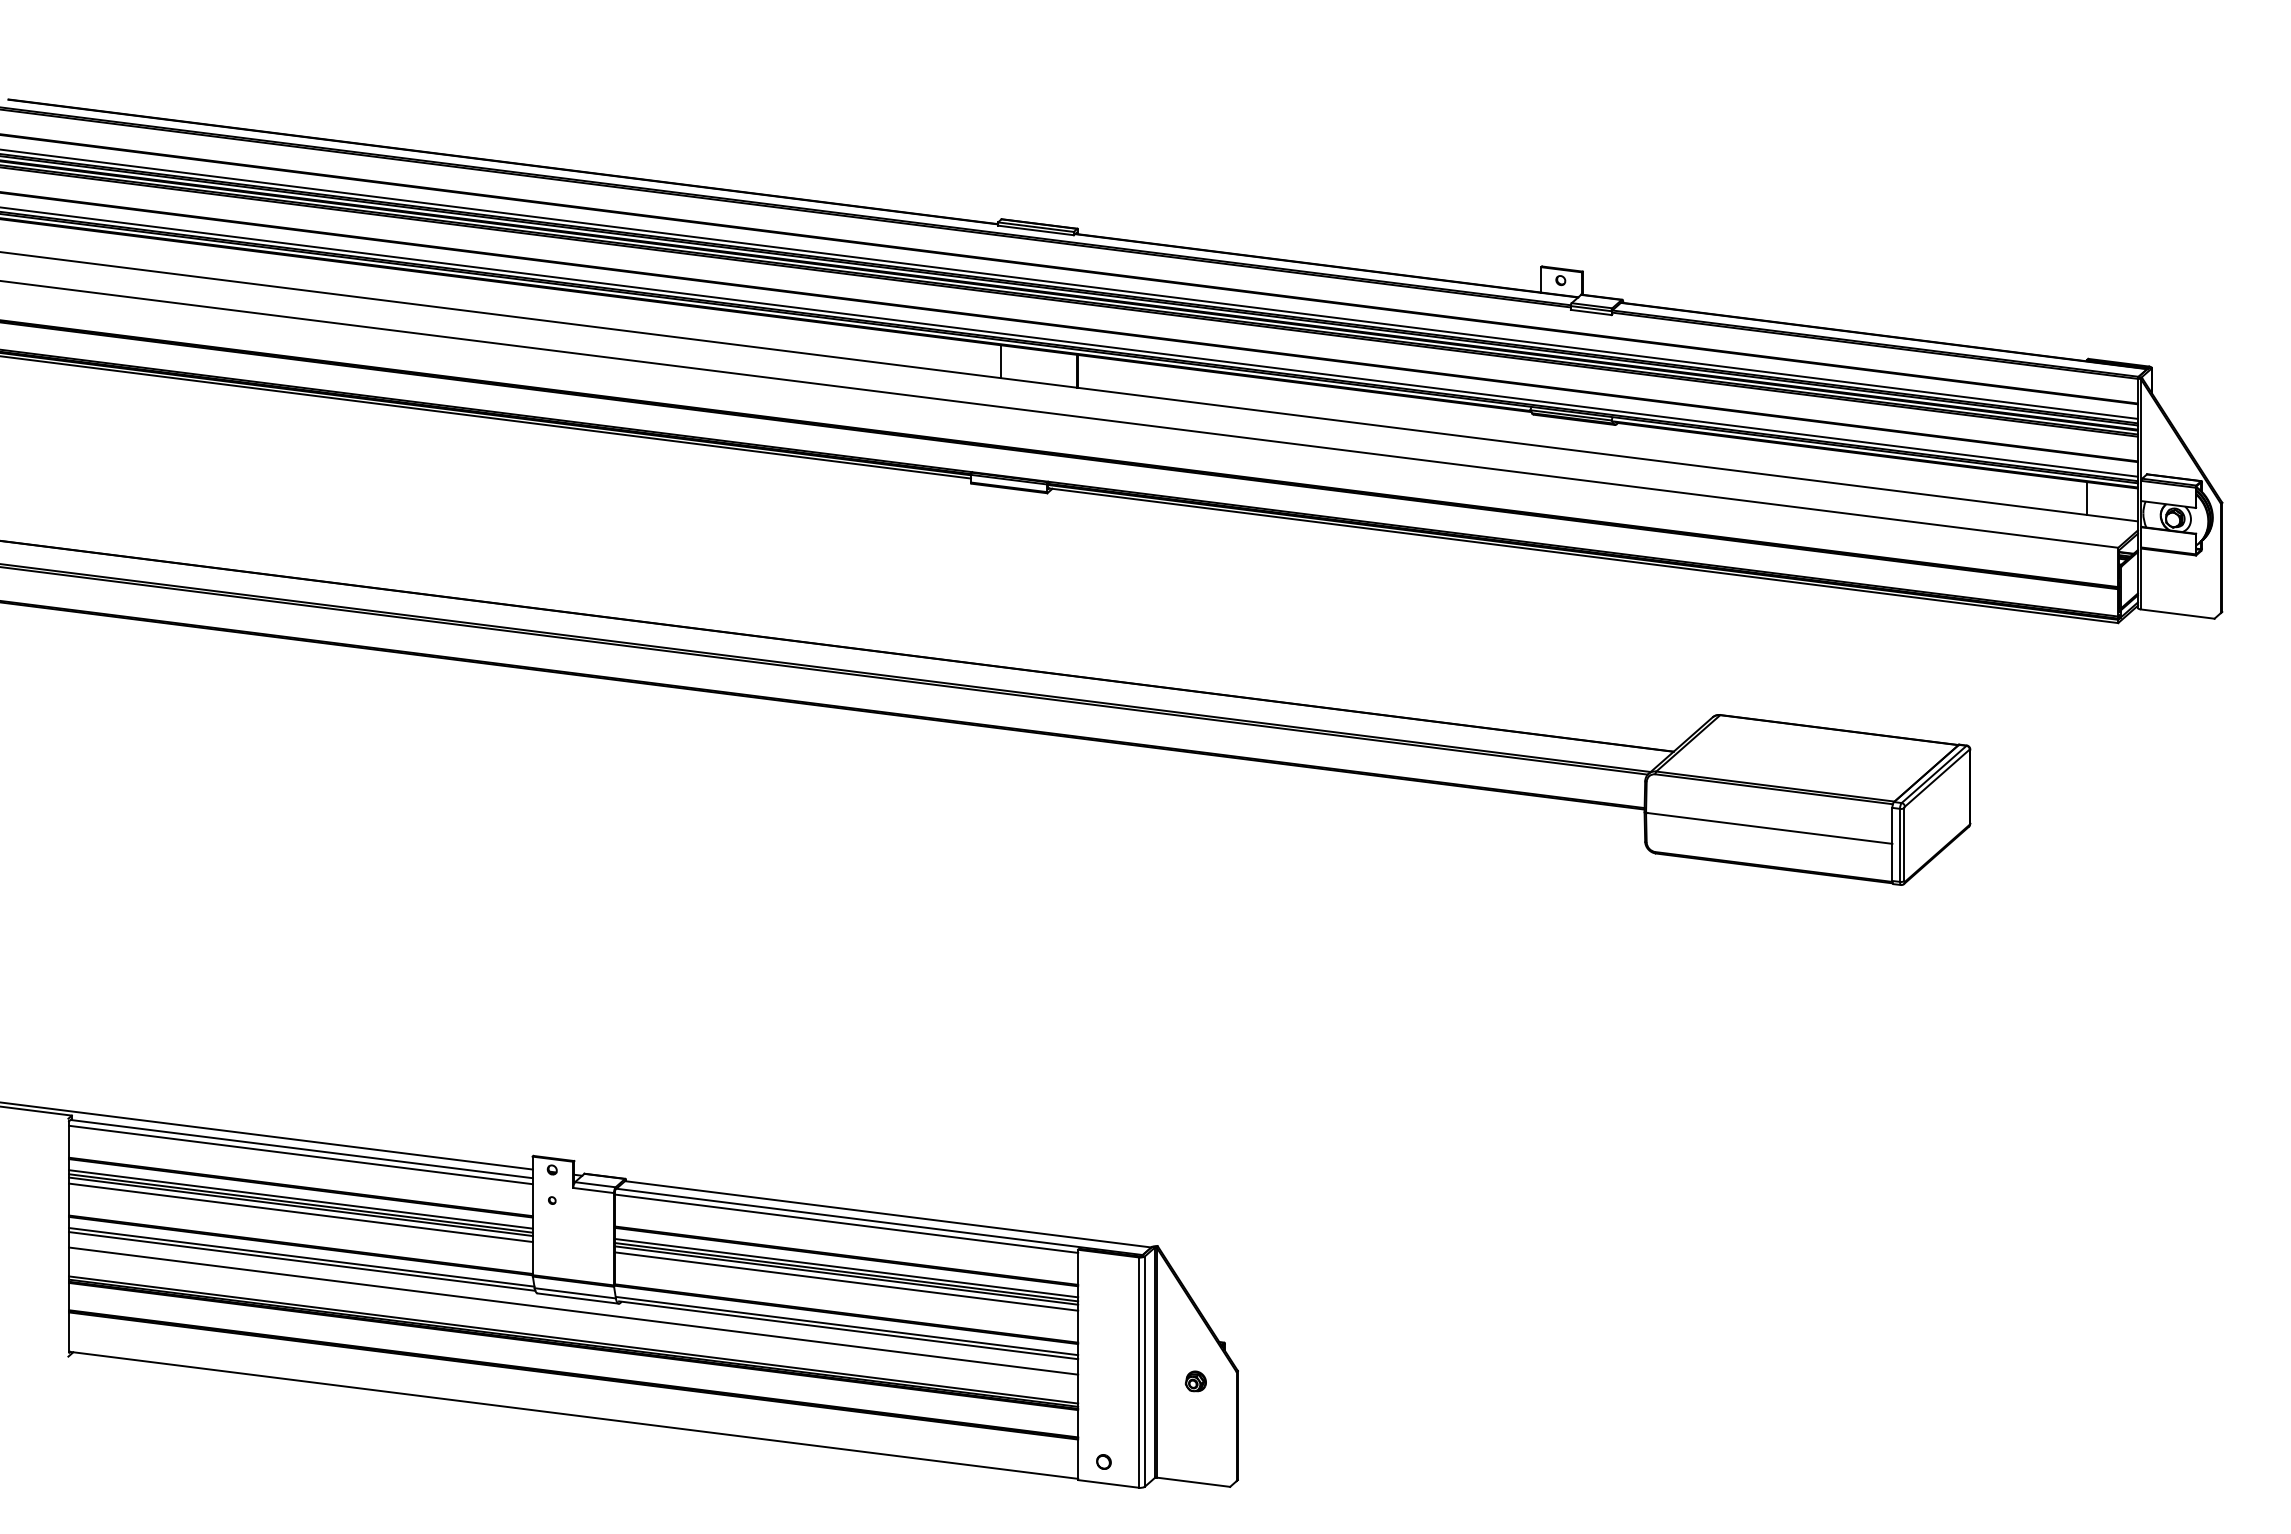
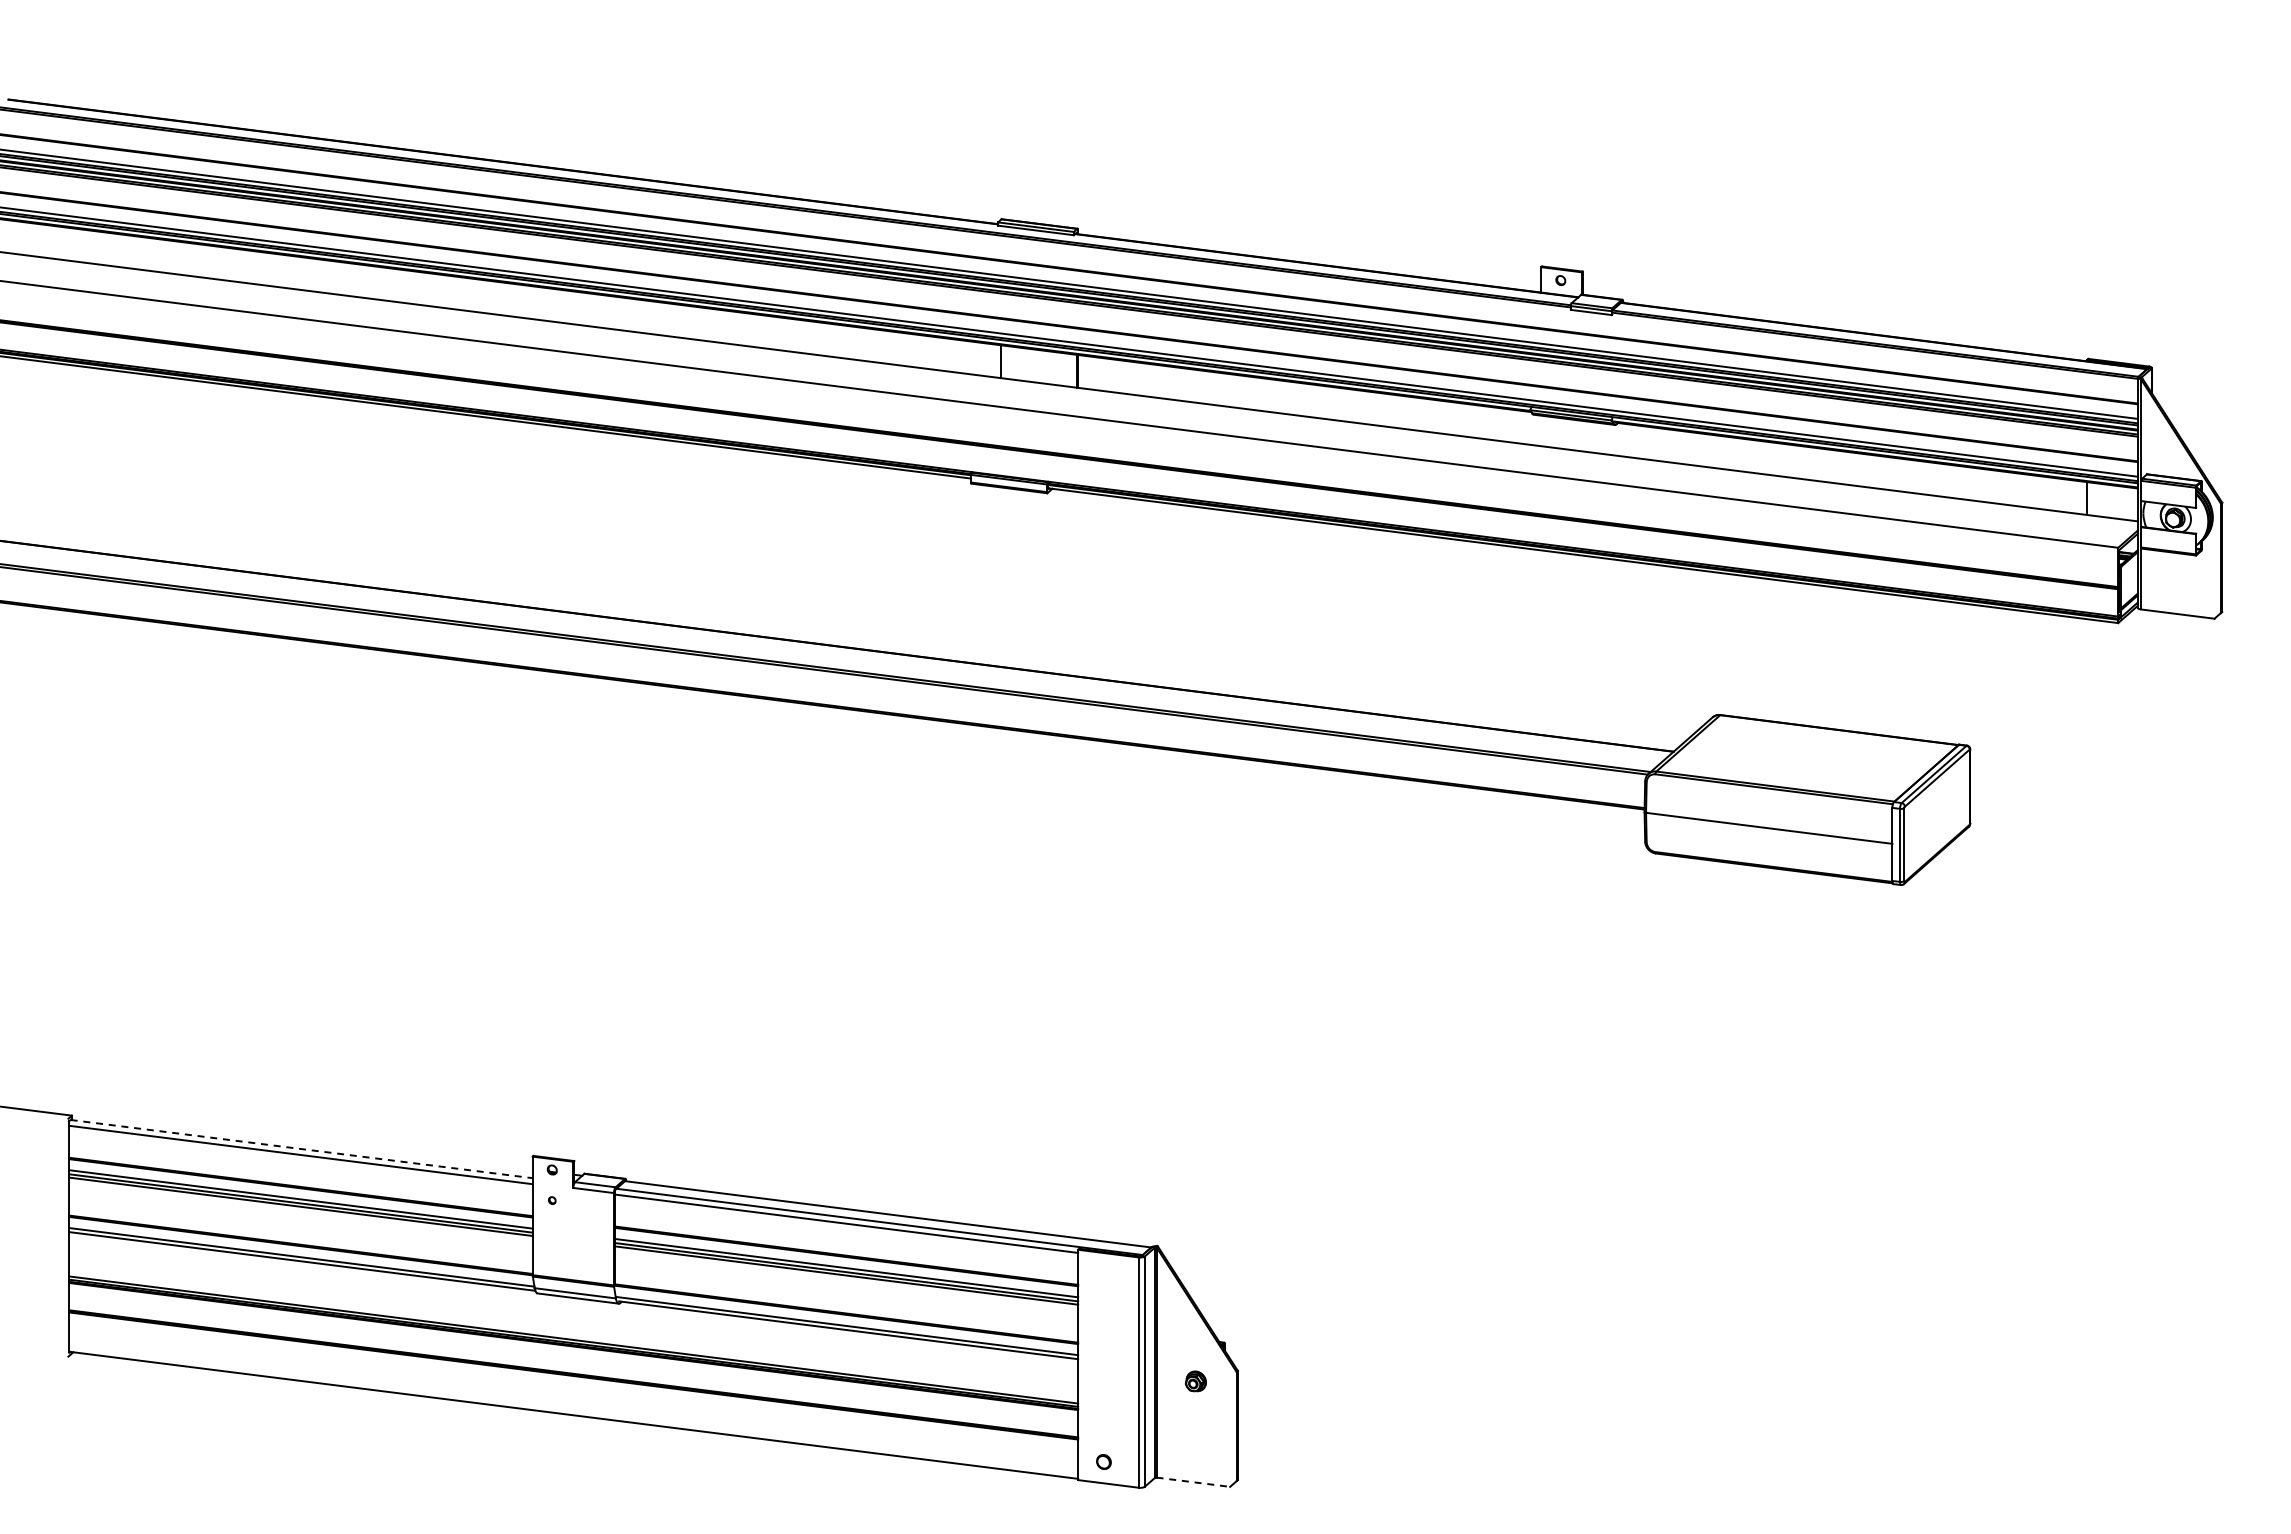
line: present -> none (267, 1135)
line: solid -> dashed (301, 1149)
line: present -> none (300, 1212)
line: present -> none (846, 1281)
line: present -> none (573, 1310)
line: solid -> dashed (1193, 1482)
